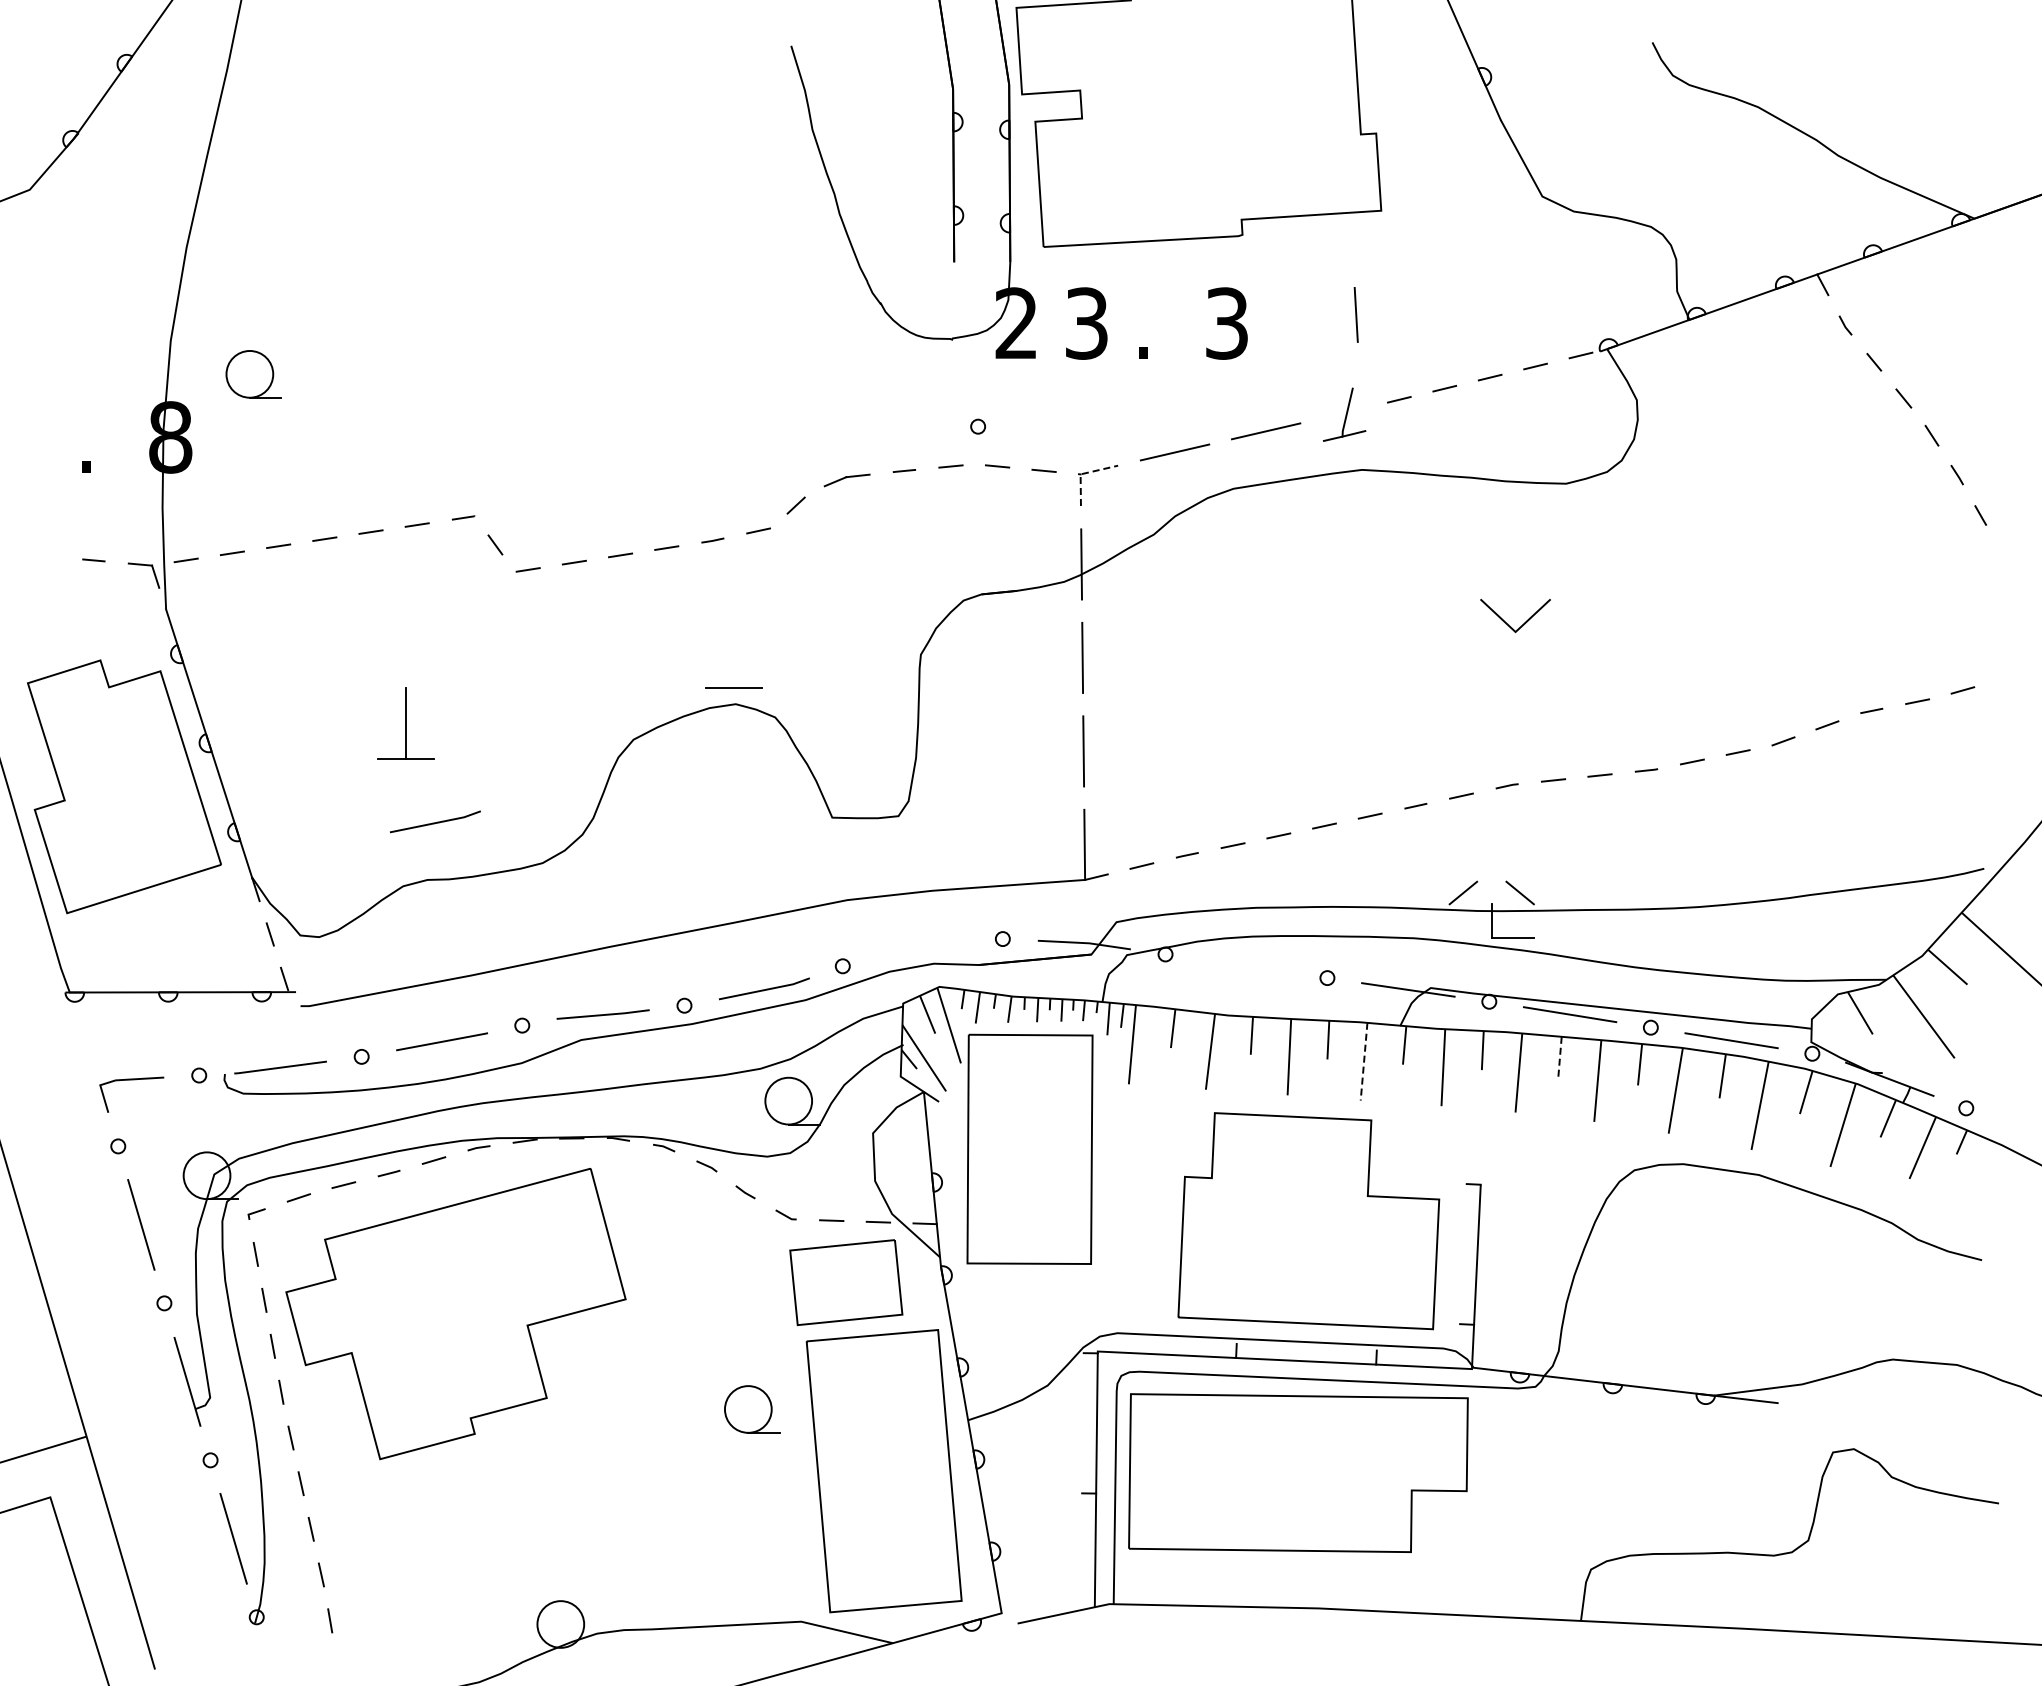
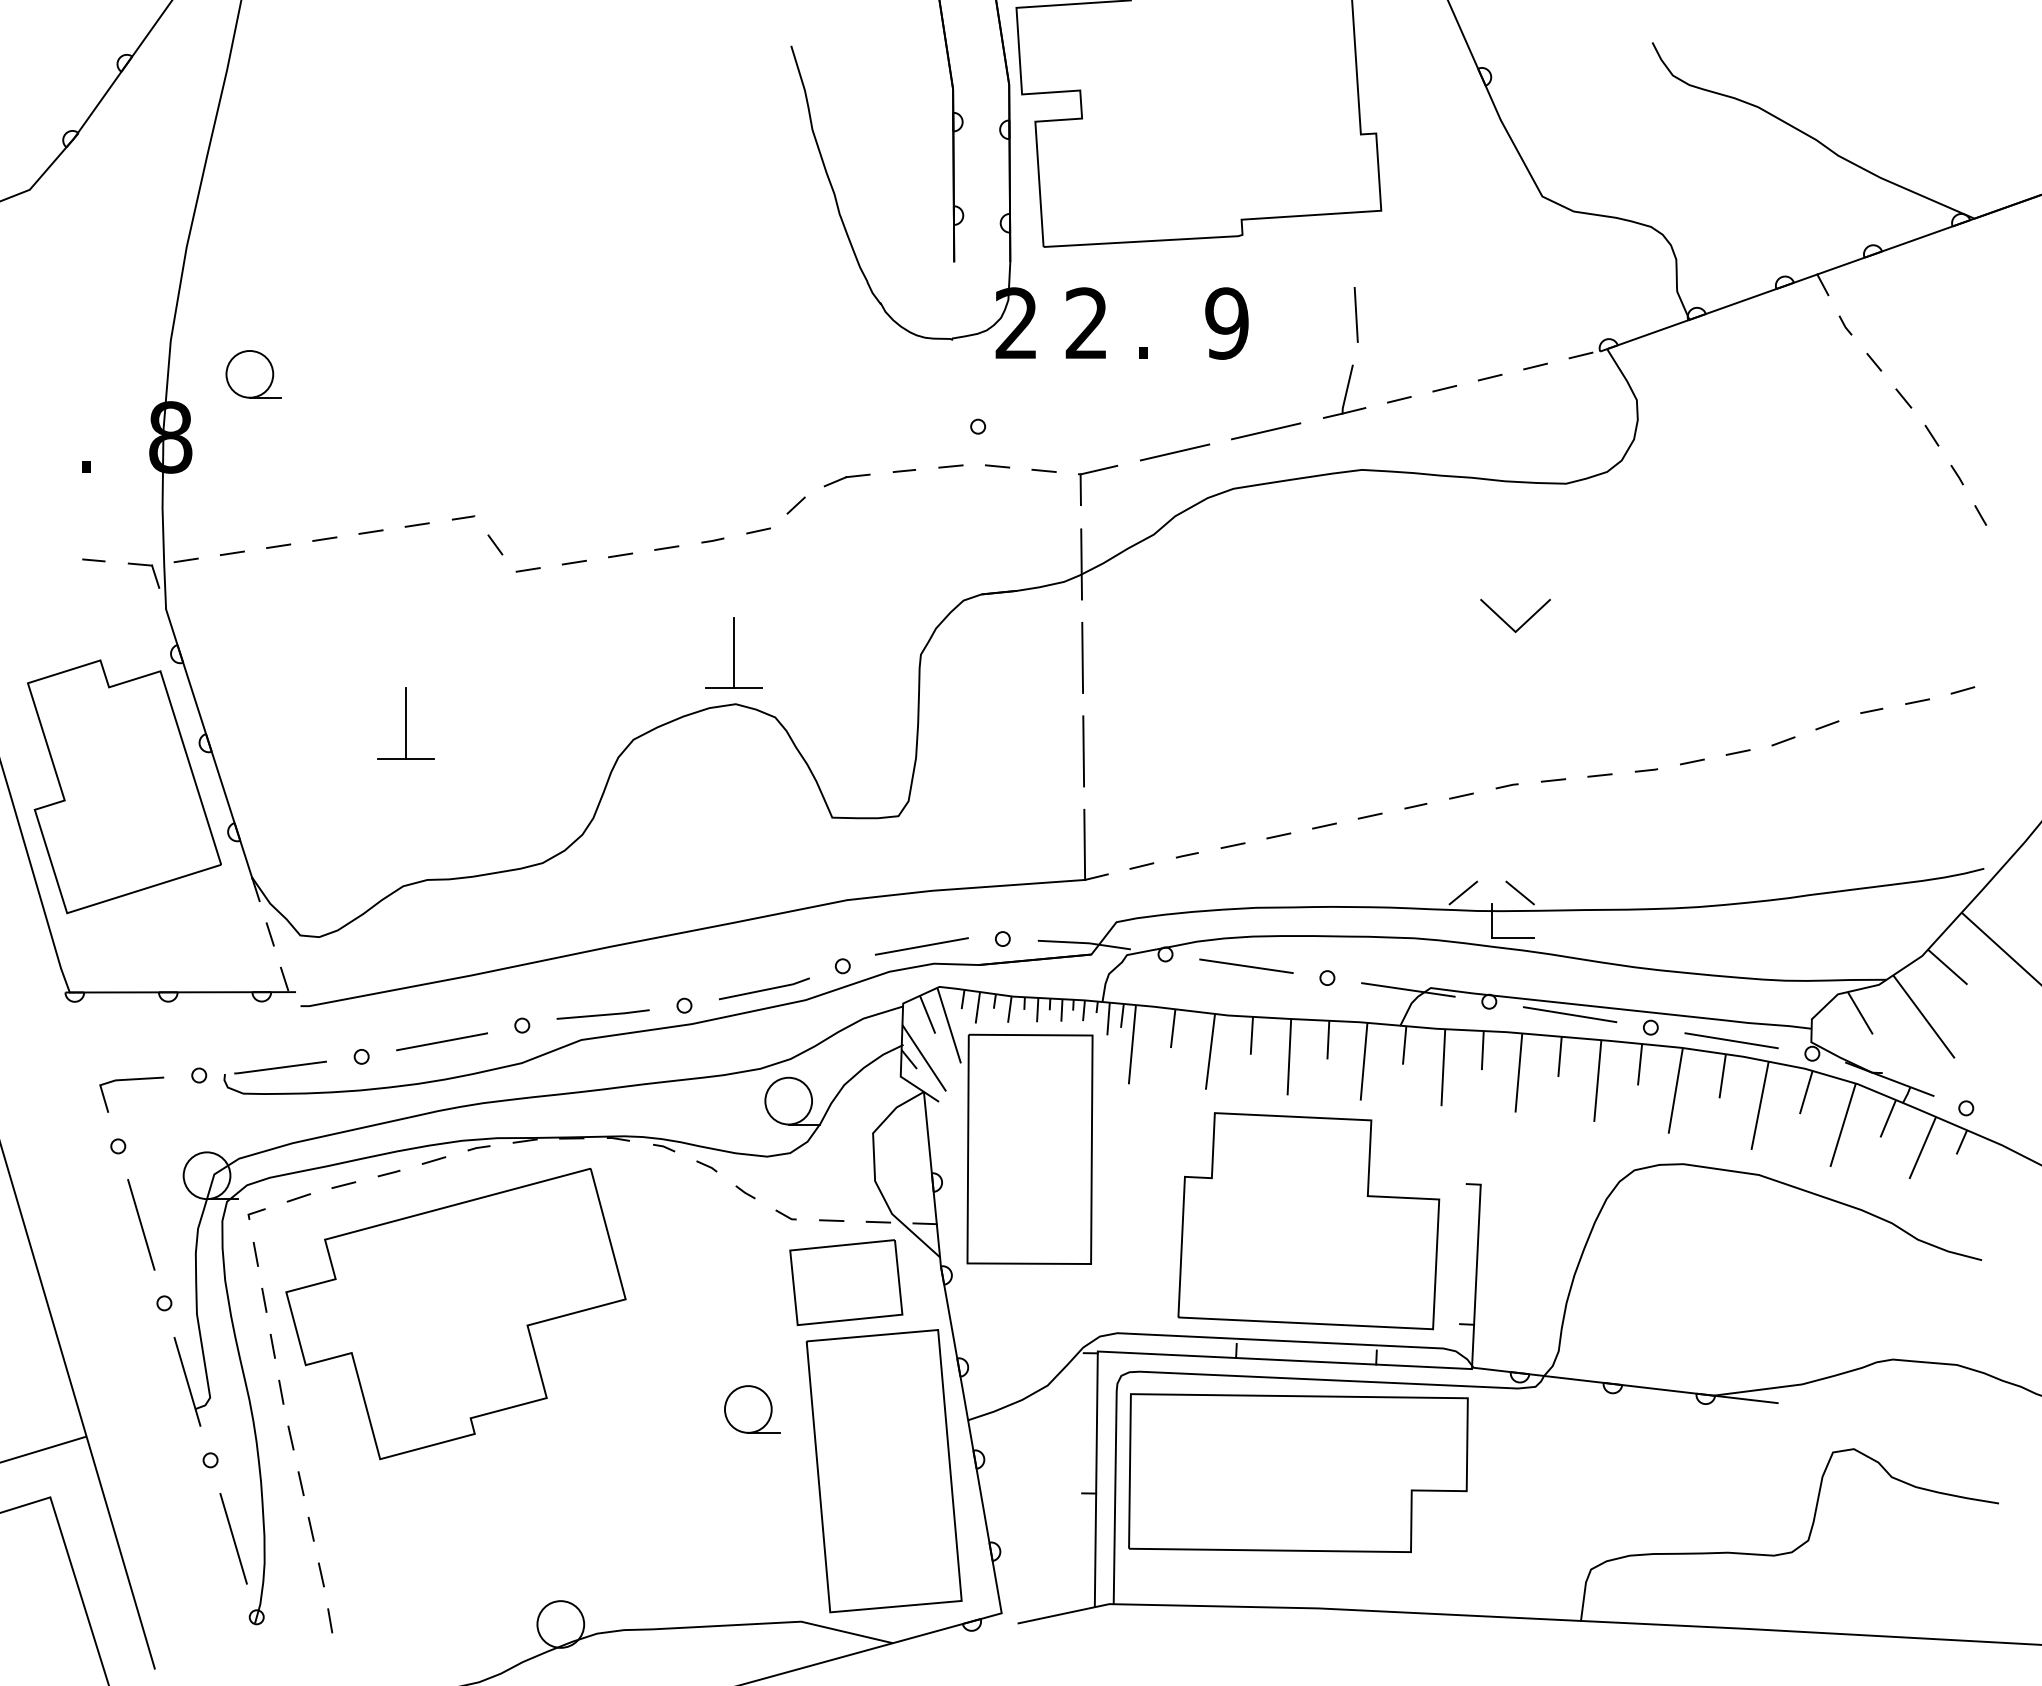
text: 3 -> 2 (1086, 323)
text: 3 -> 9 (1226, 323)
part position: (1344, 414) -> (1344, 391) (1344, 391)
line: dashed -> solid (1083, 473)
line: none -> present (734, 652)
line: present -> none (435, 822)
line: none -> present (921, 946)
line: none -> present (1246, 966)
line: dashed -> solid (1559, 1057)
line: dashed -> solid (1364, 1062)
